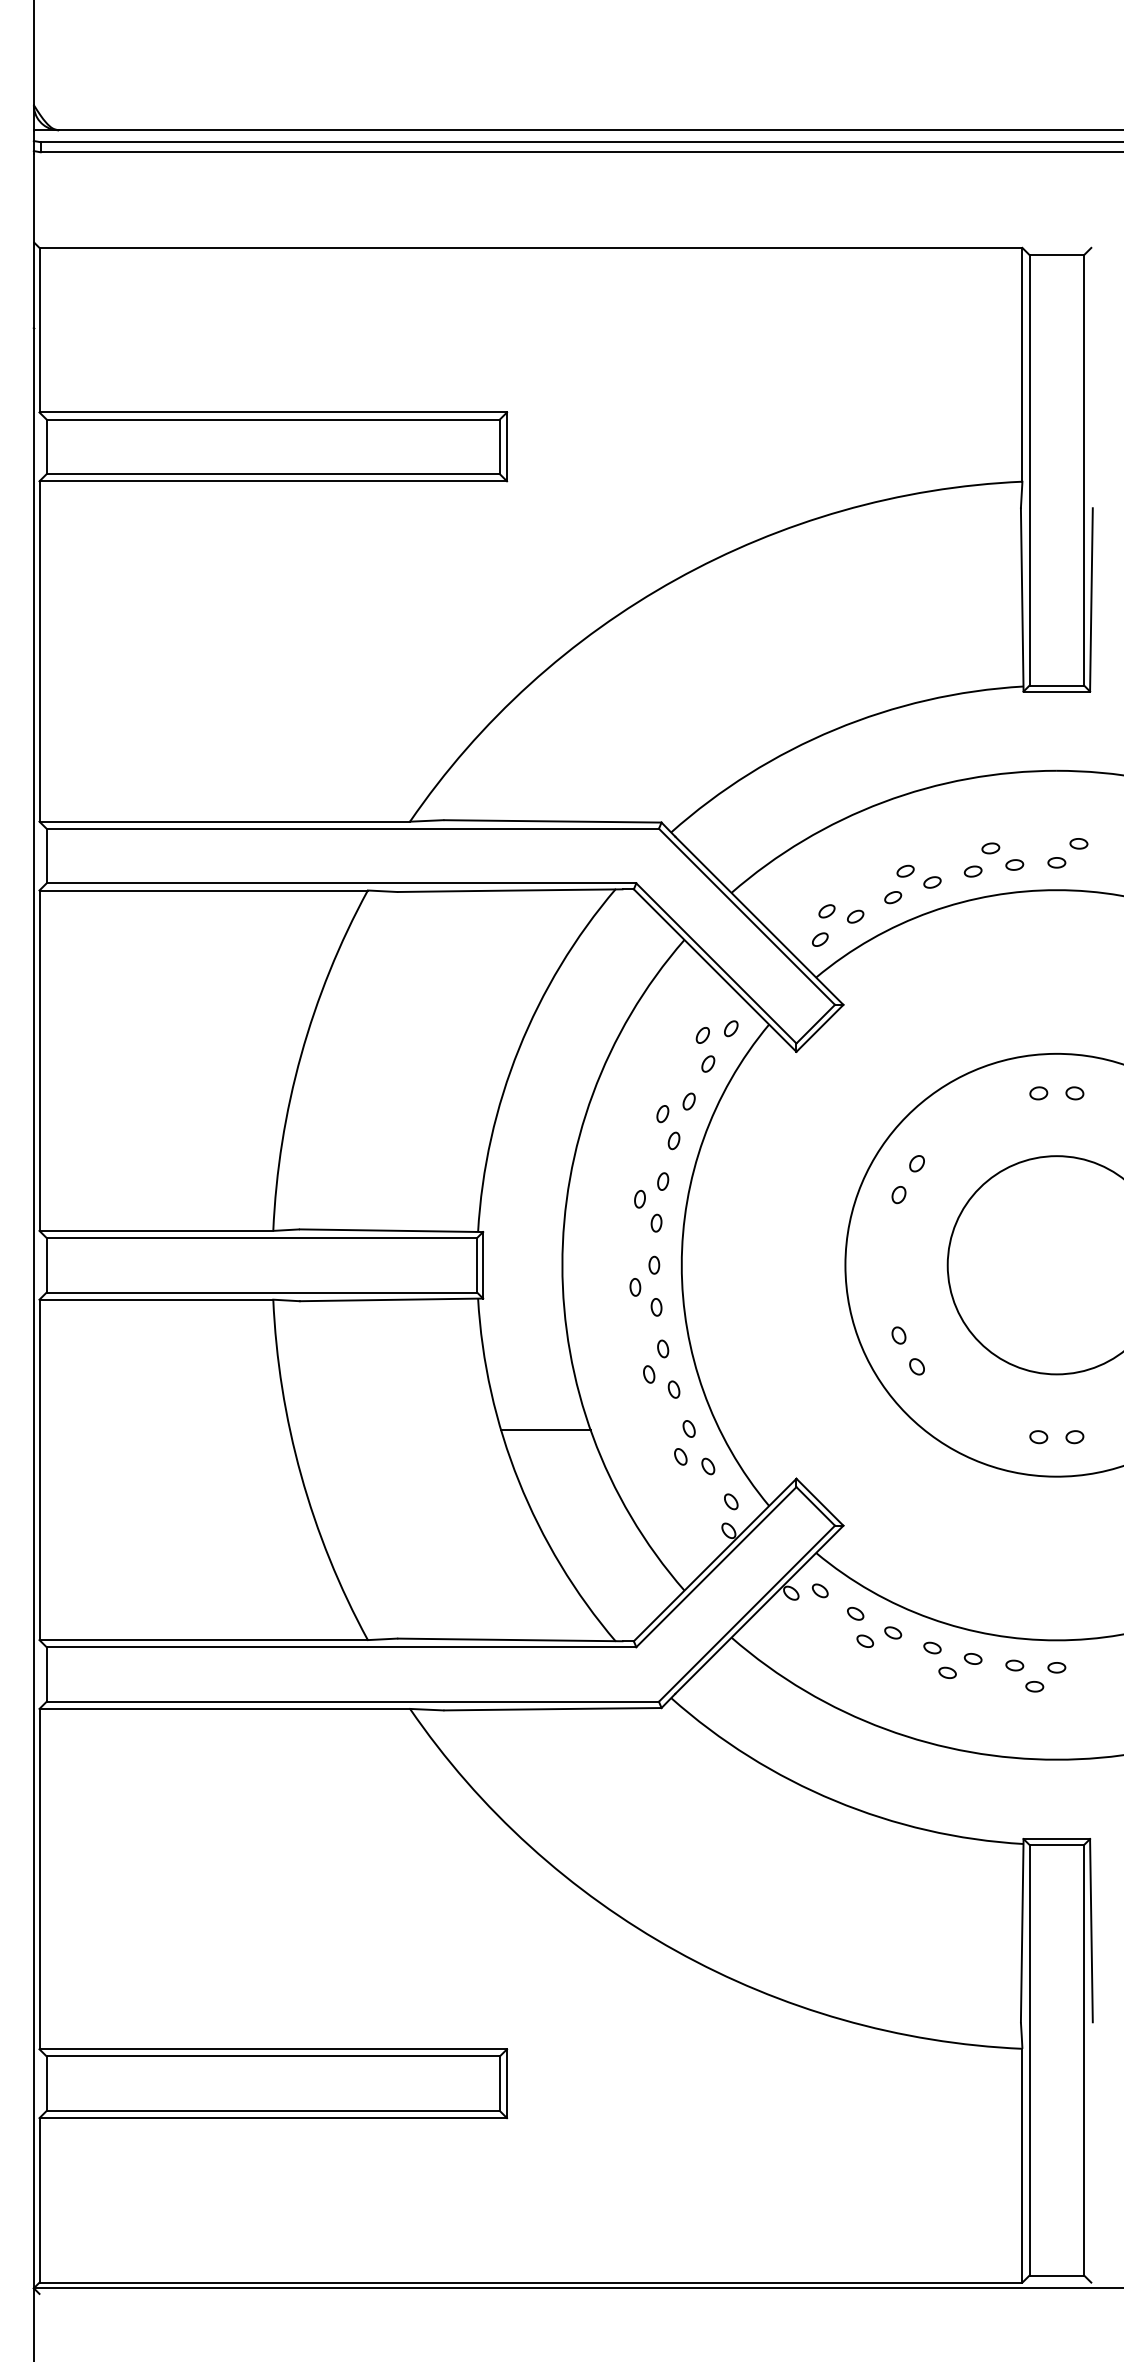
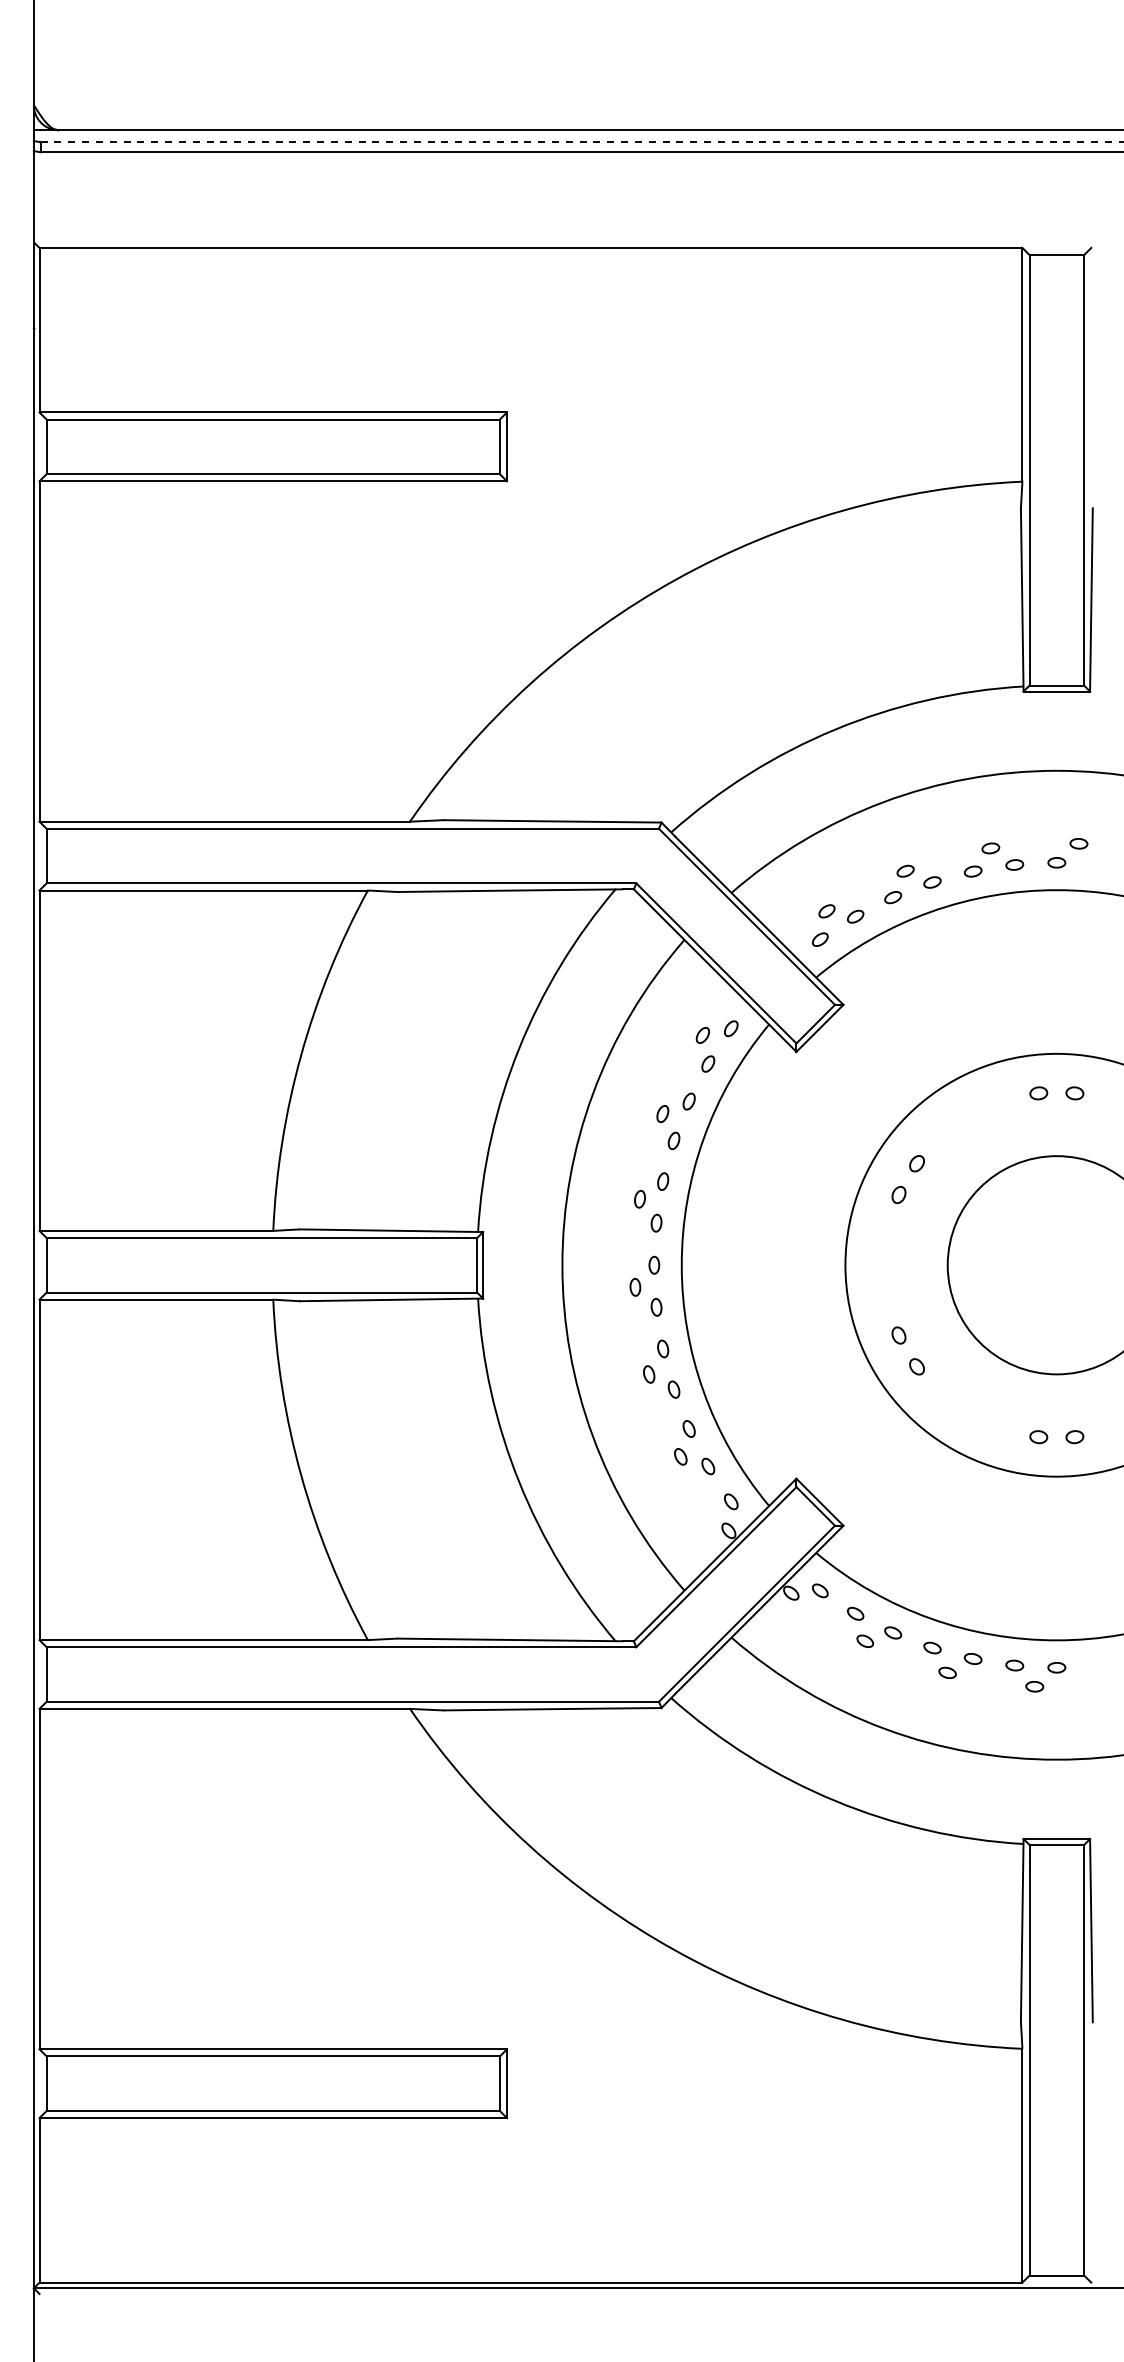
line: solid -> dashed (582, 142)
line: present -> none (545, 1429)
